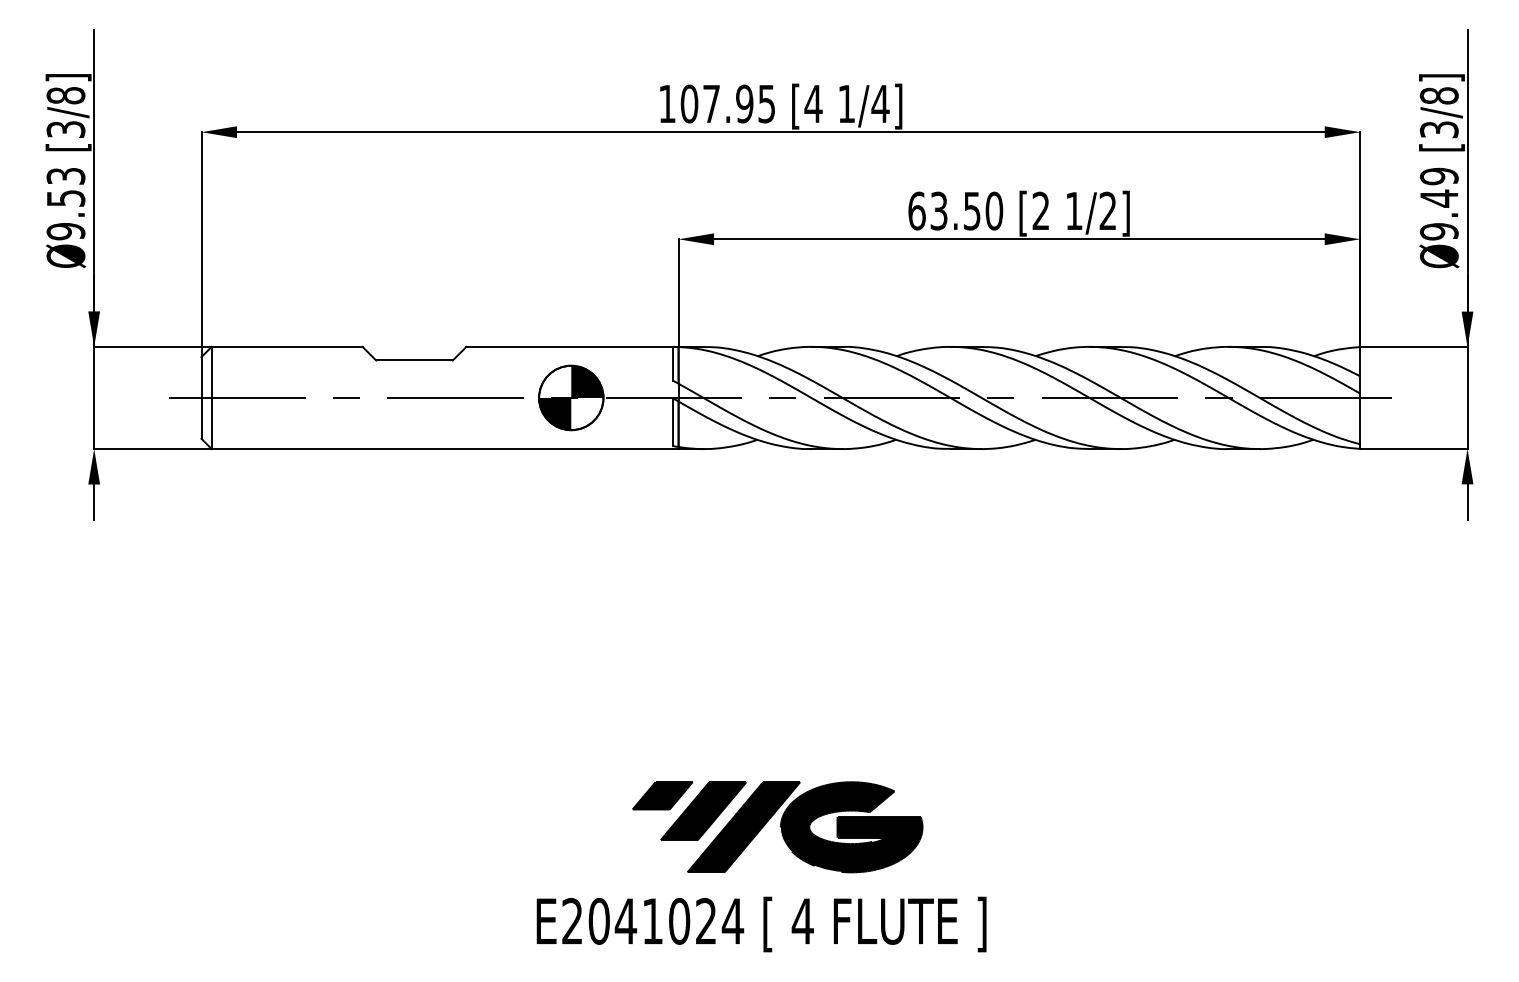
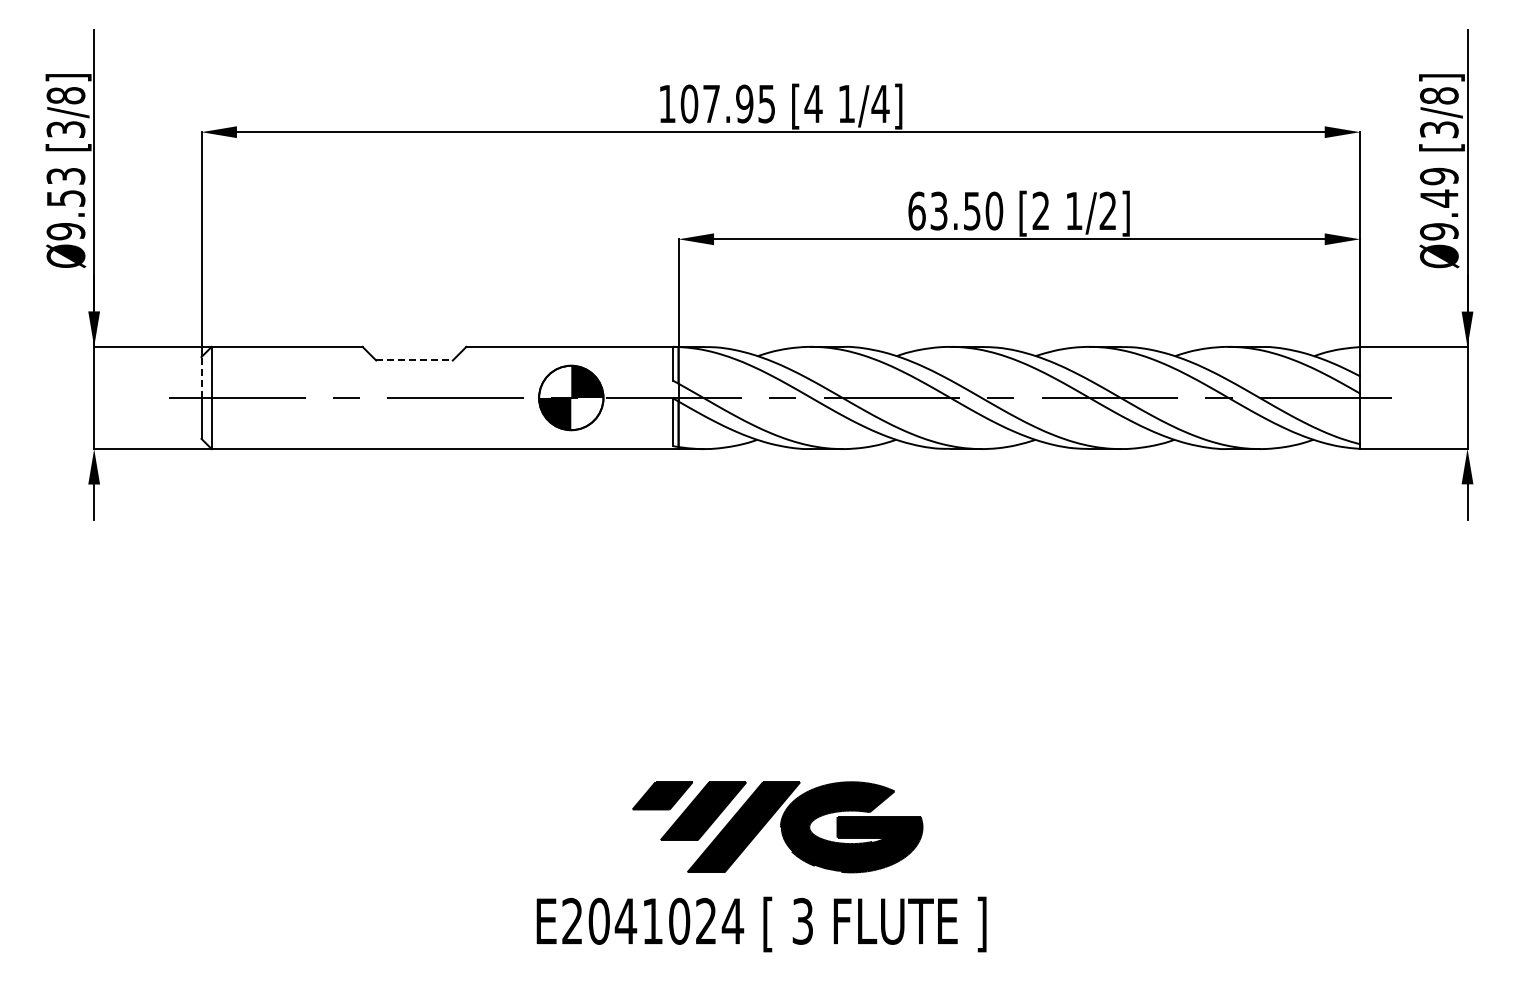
line: solid -> dashed (415, 360)
line: solid -> dashed (201, 377)
text: 4 -> 3 (802, 920)
